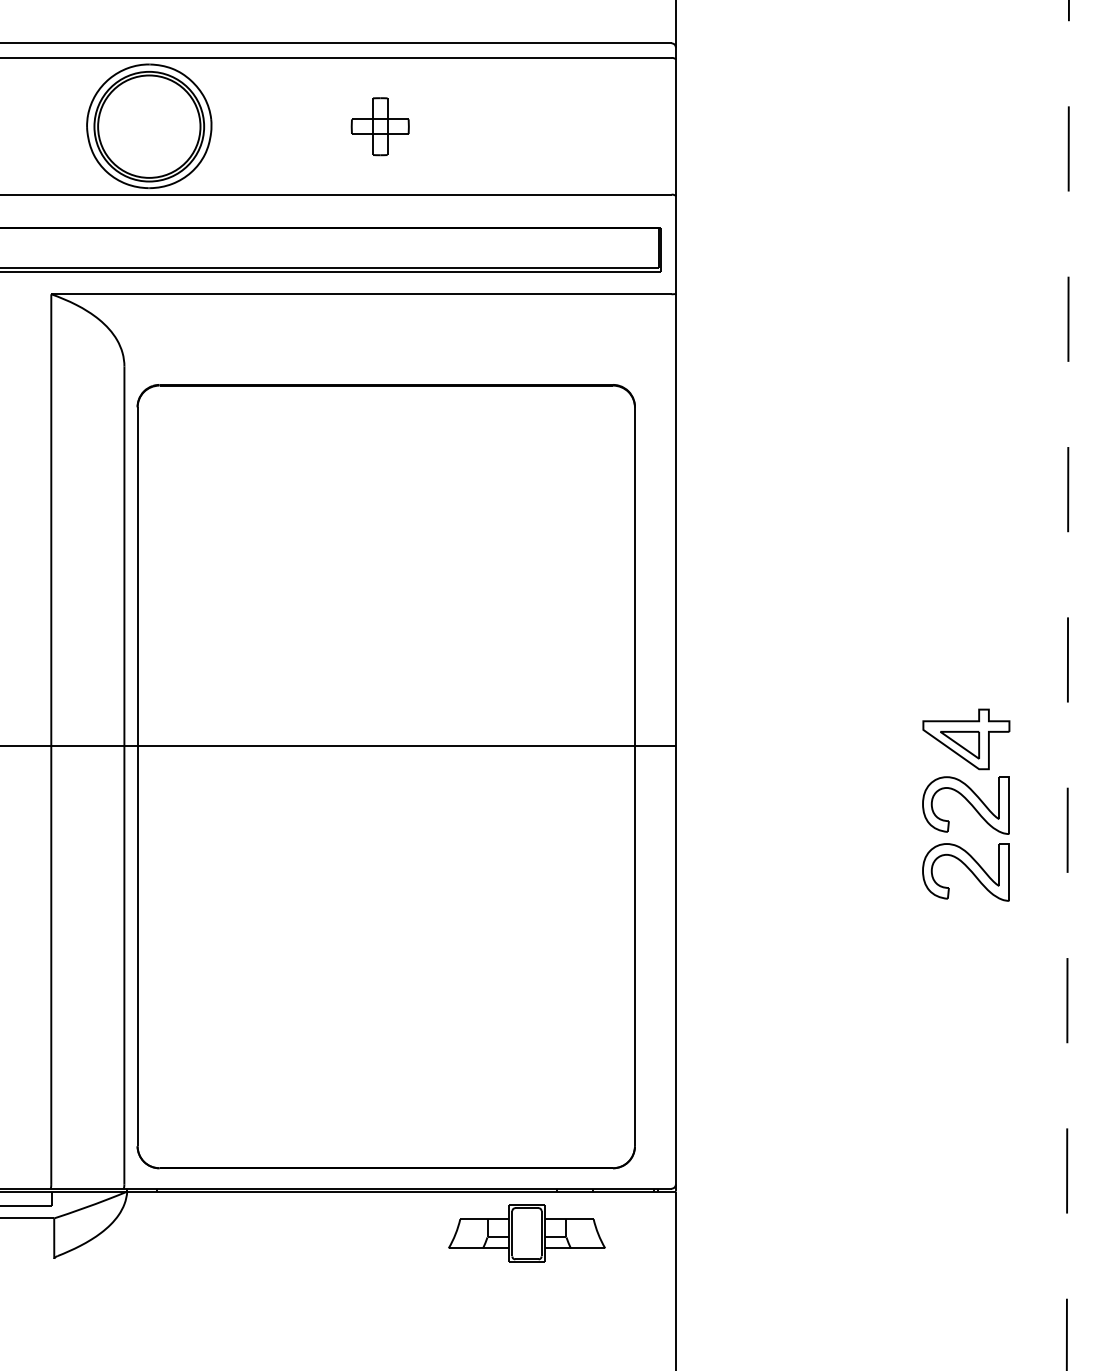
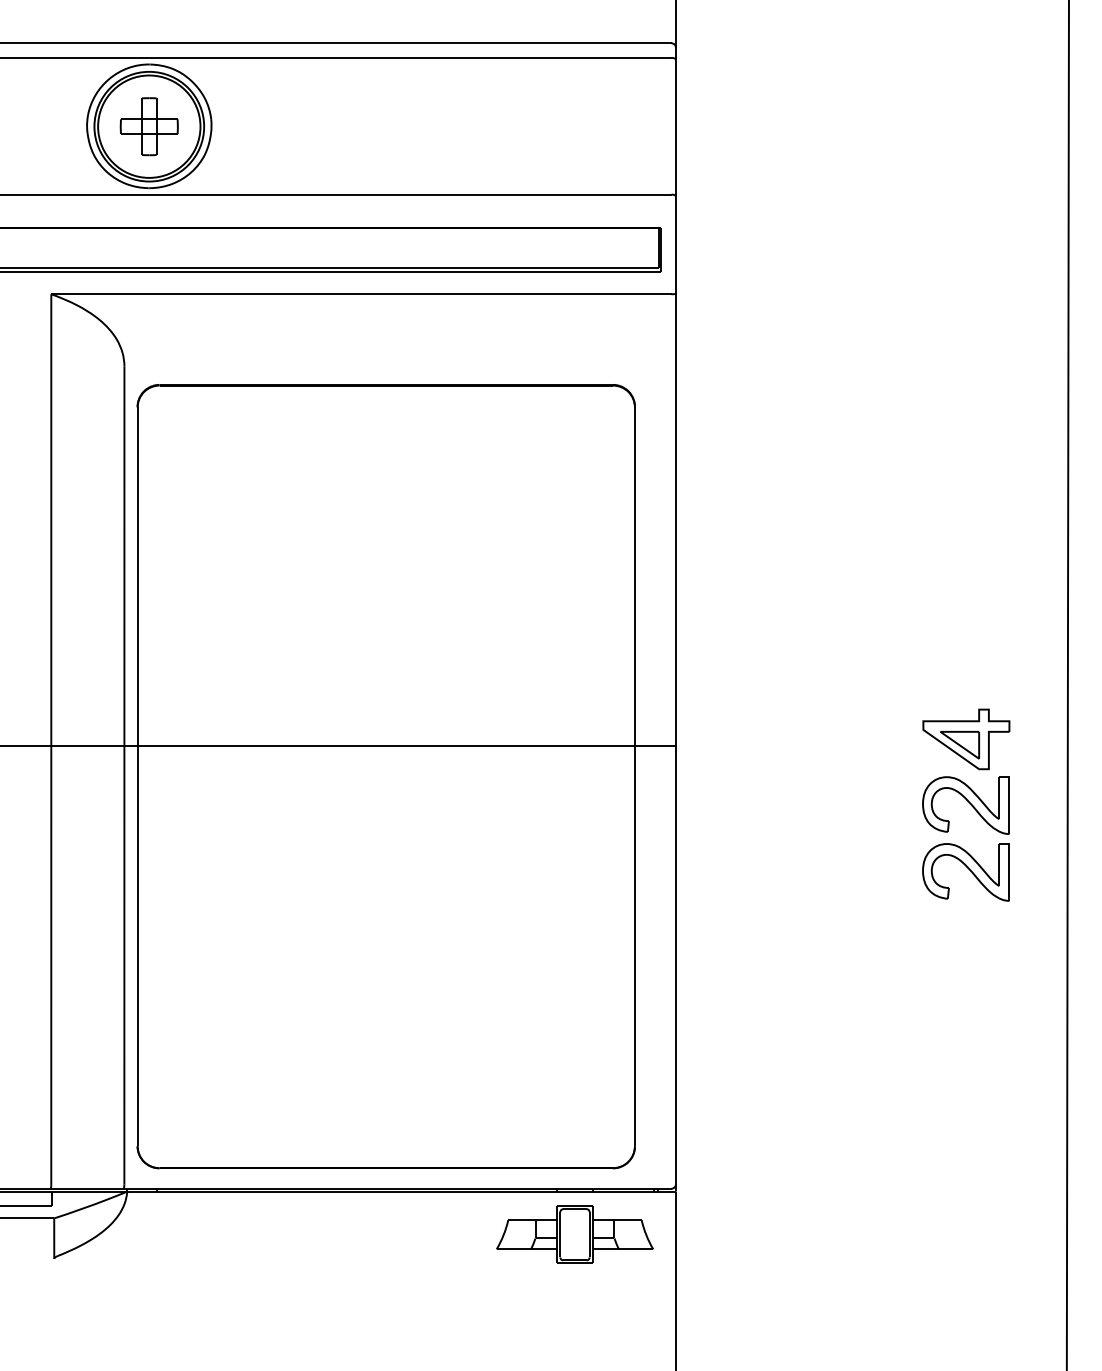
part position: (379, 126) -> (148, 126) (148, 126)
line: dashed -> solid (1067, 685)
part position: (526, 1233) -> (574, 1234) (574, 1234)
